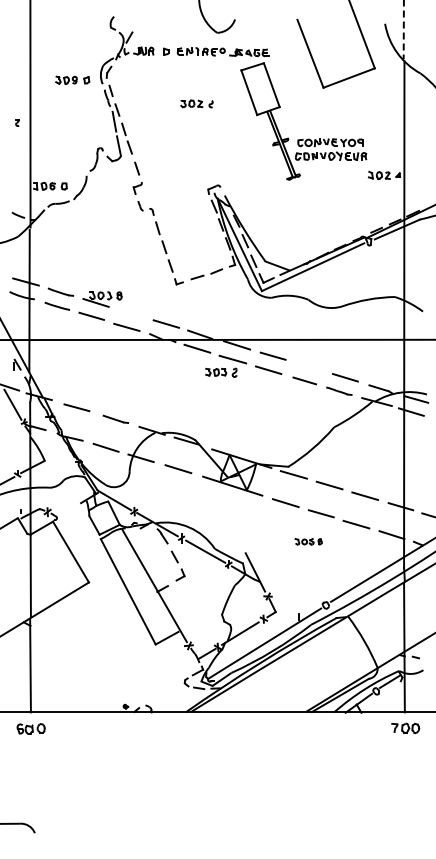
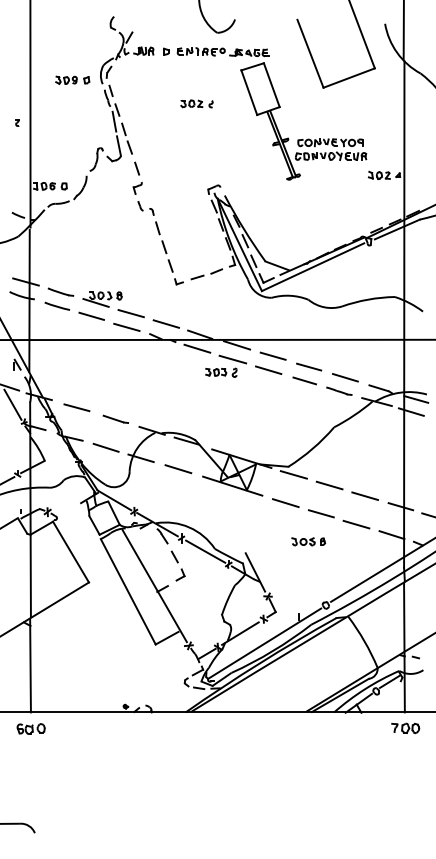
line: dashed -> solid (403, 30)
line: none -> present (130, 313)
line: none -> present (309, 366)
part size: 29x8 px -> 36x10 px (308, 541)
